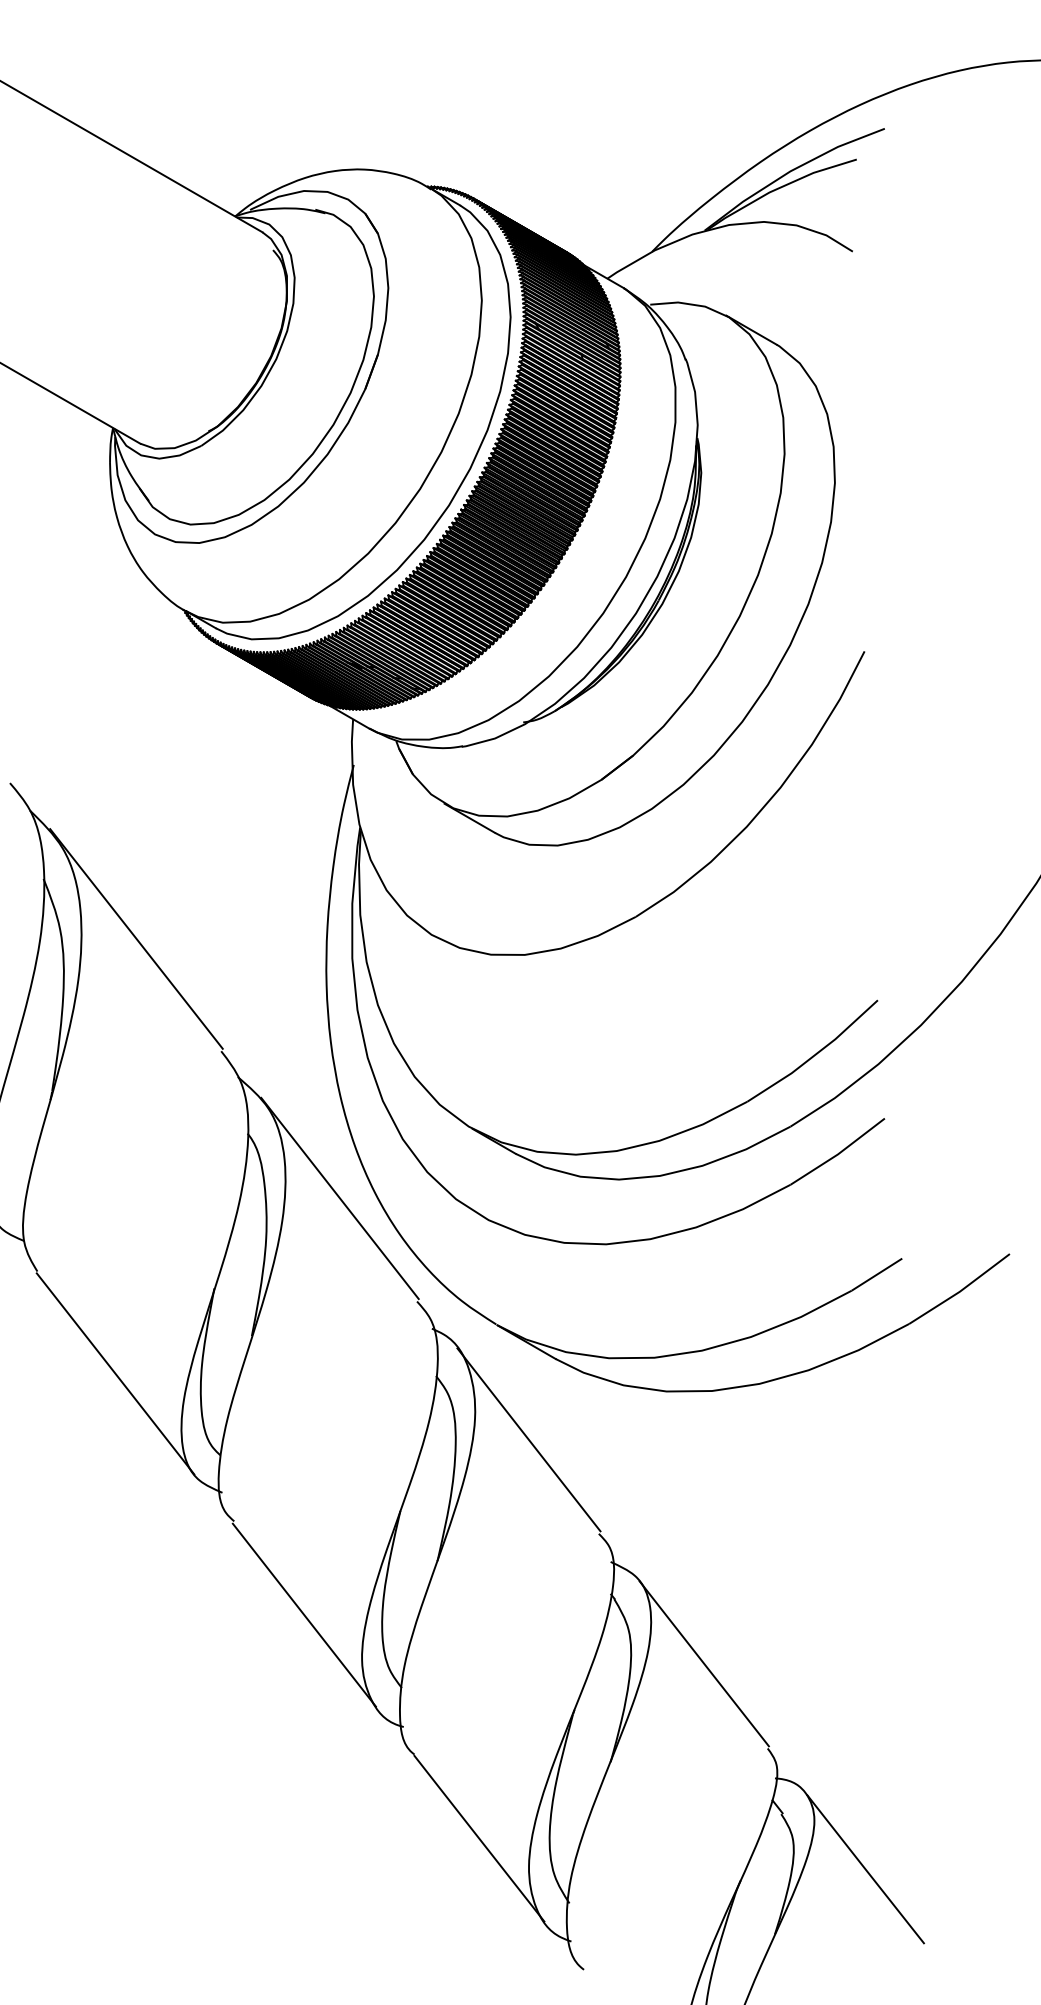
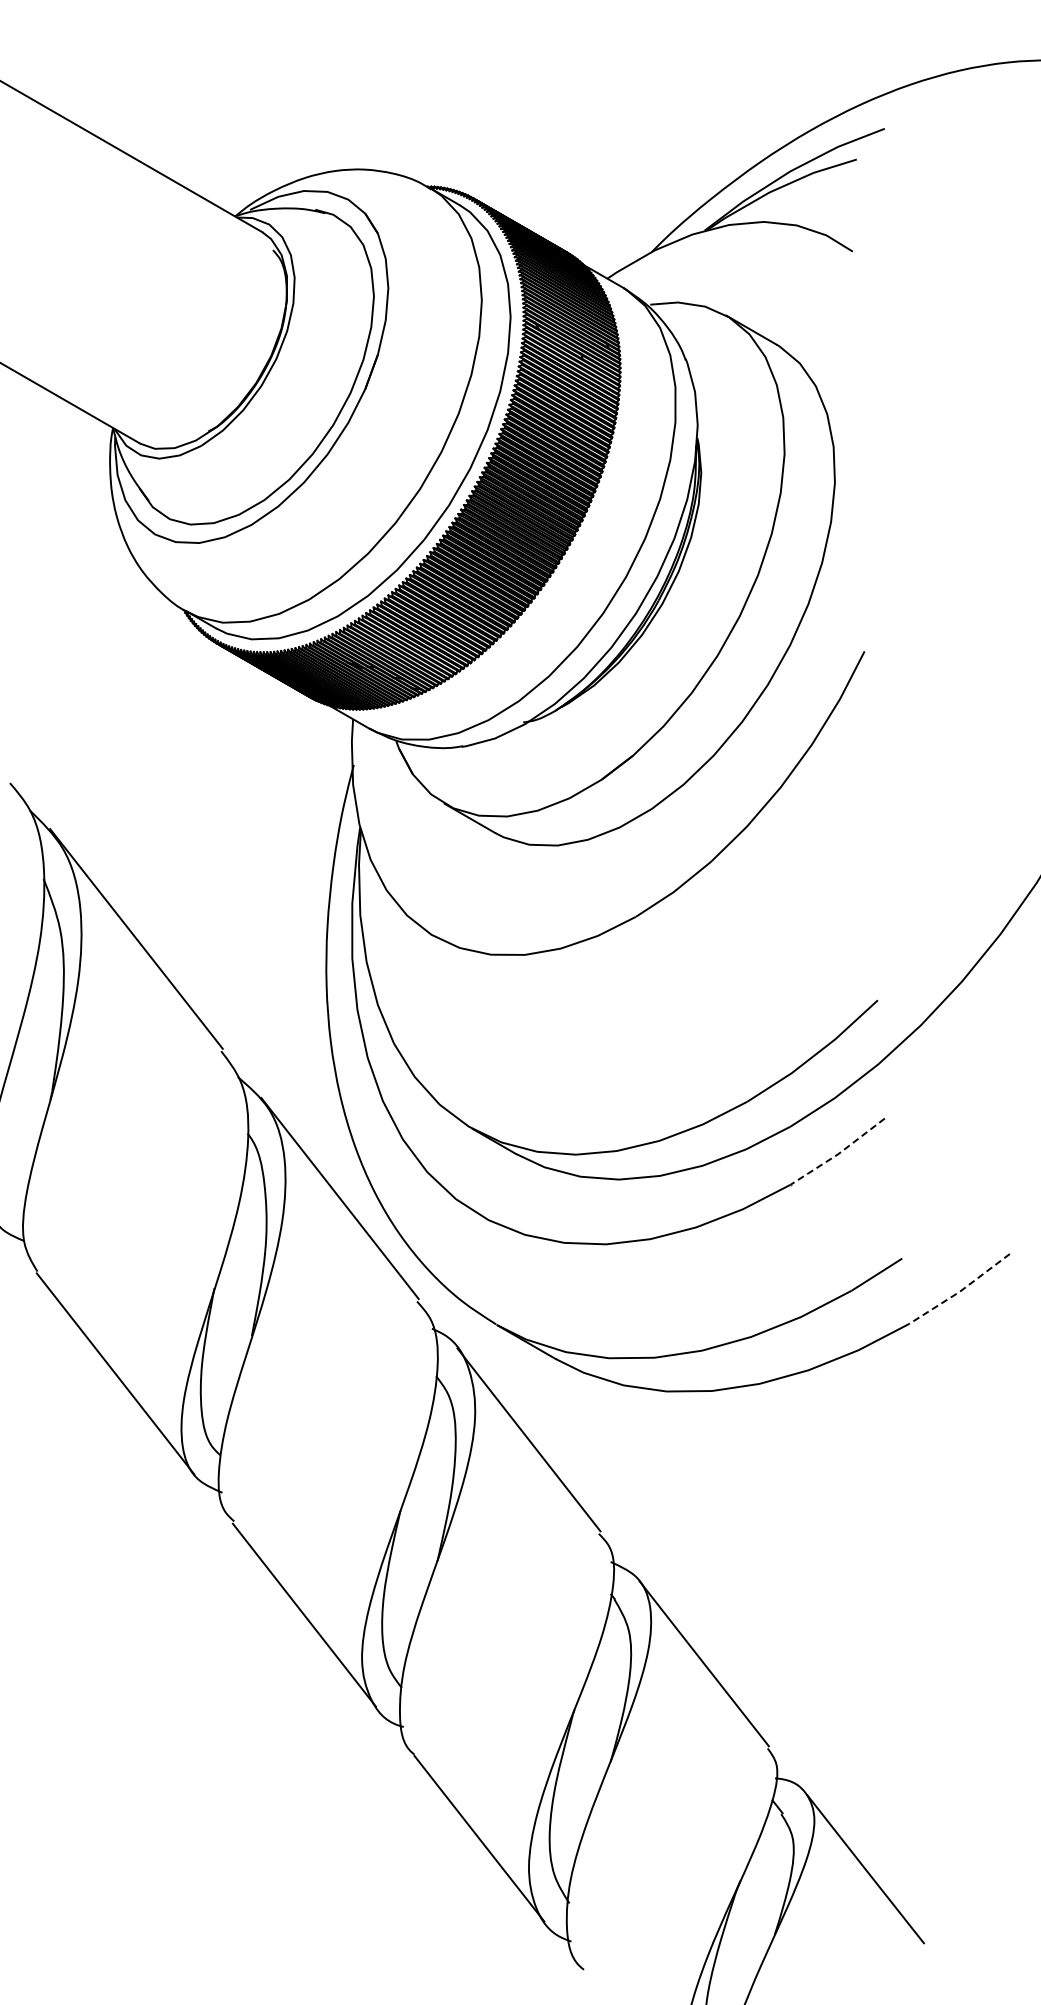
line: solid -> dashed (837, 1154)
line: solid -> dashed (960, 1291)
